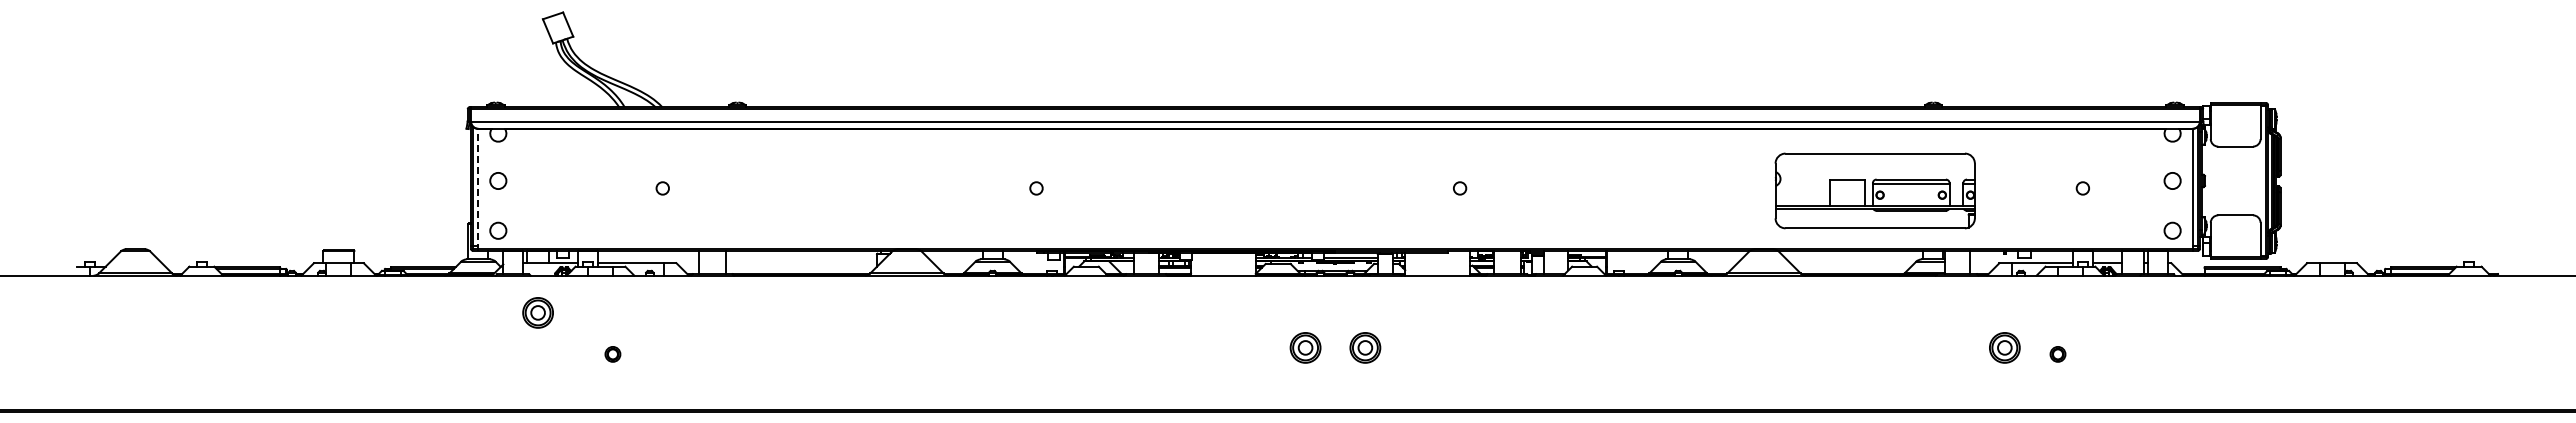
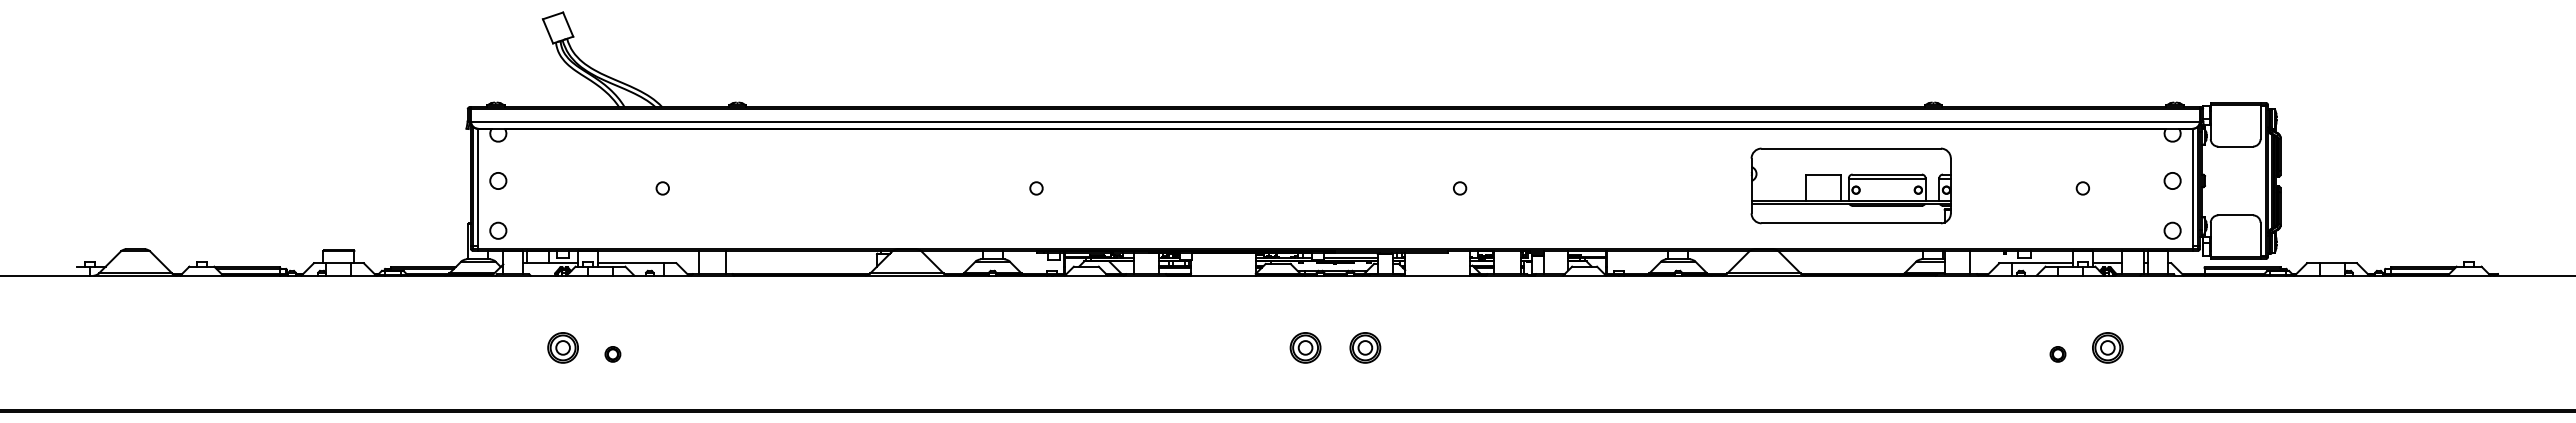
line: dashed -> solid (477, 189)
part position: (1874, 190) -> (1850, 185) (1850, 185)
part position: (537, 312) -> (562, 347) (562, 347)
part position: (2004, 347) -> (2107, 347) (2107, 347)
